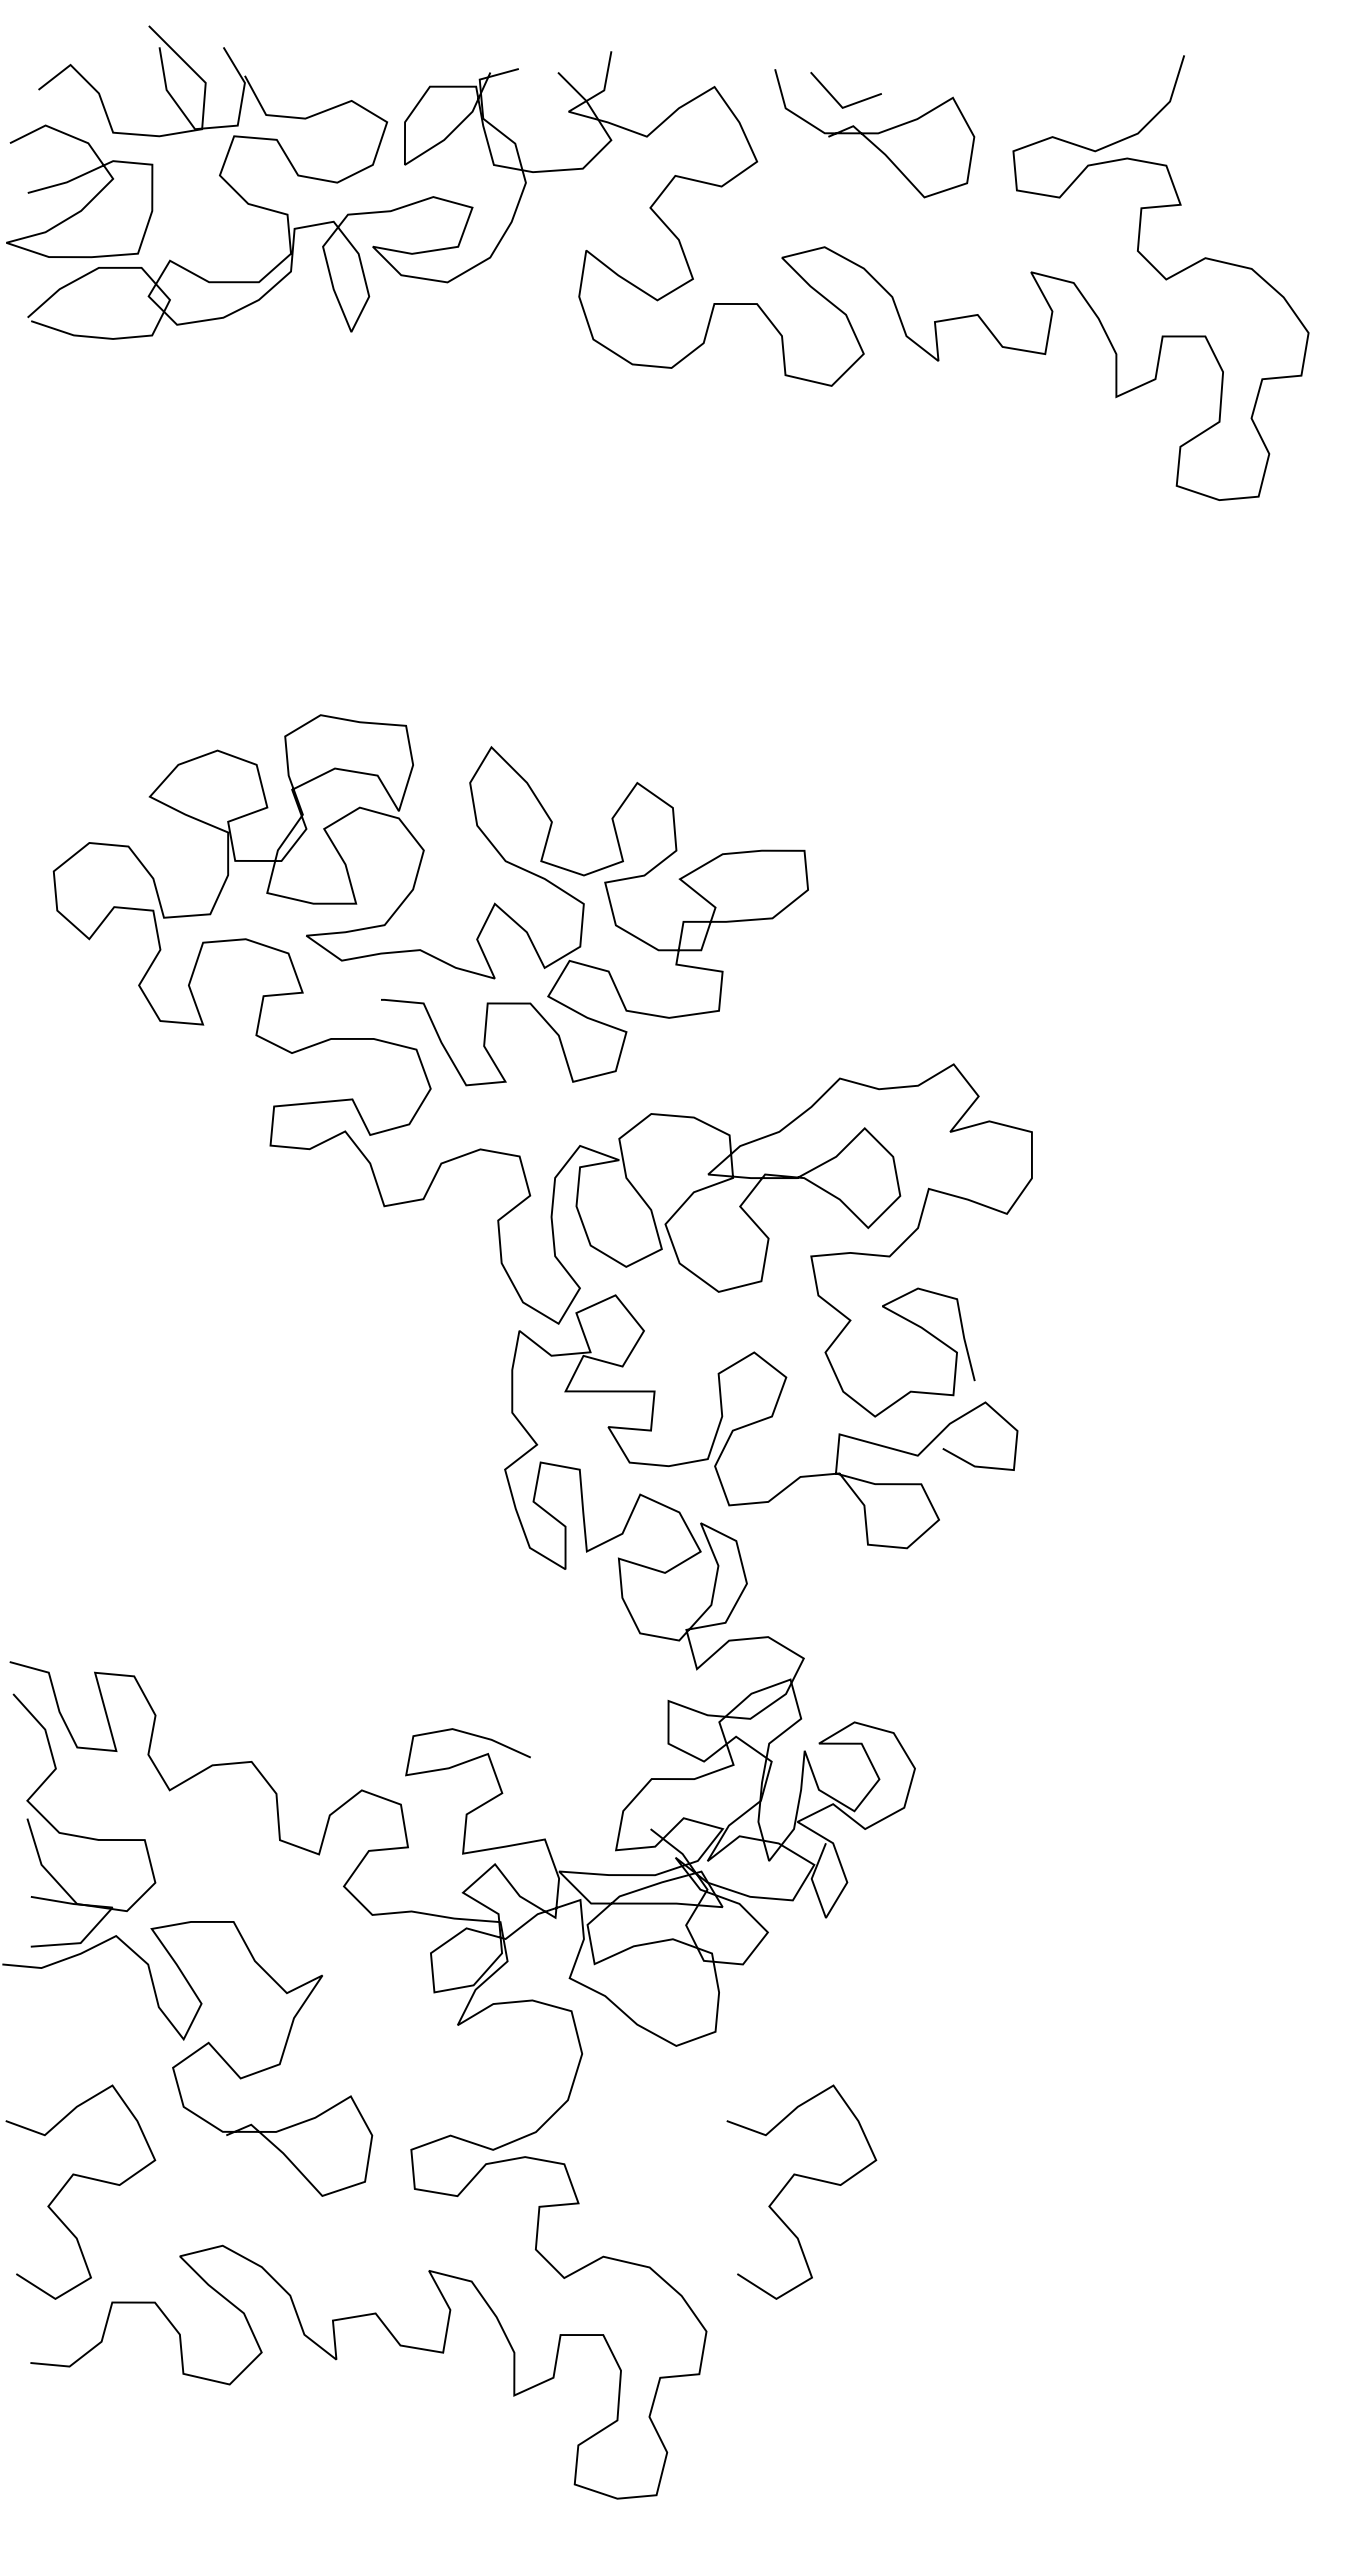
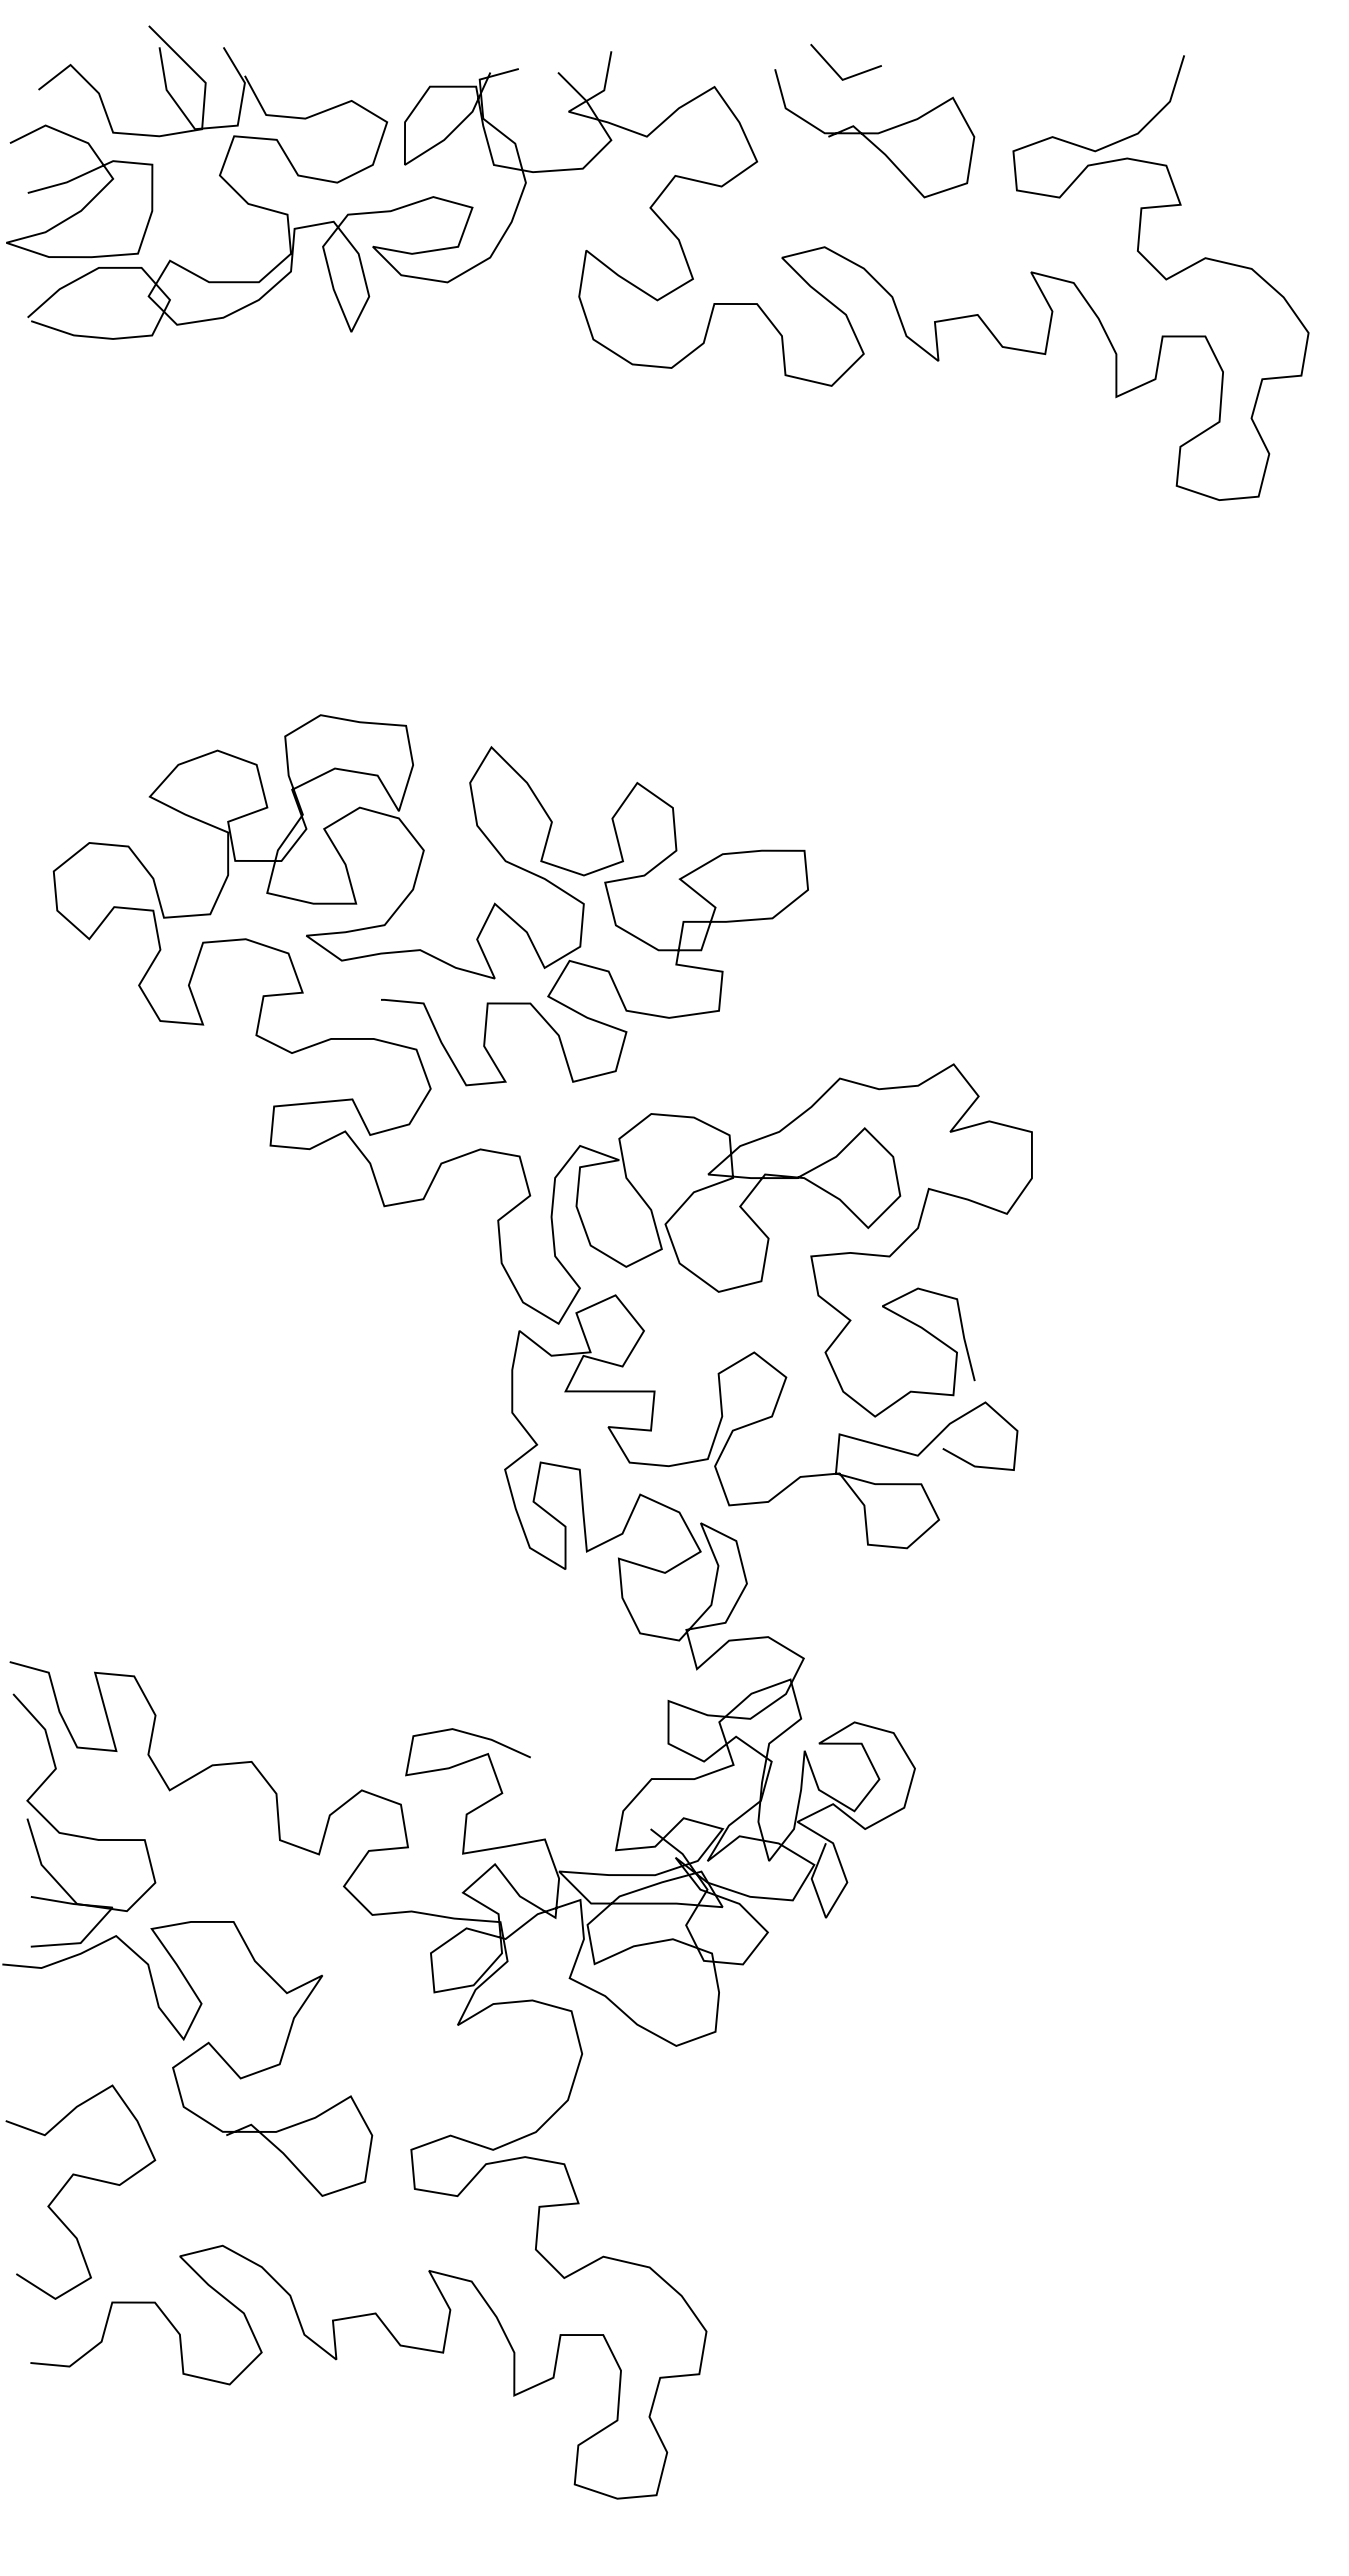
line position: (836, 99) -> (836, 71) (836, 71)
curve: present -> none (806, 2178)
